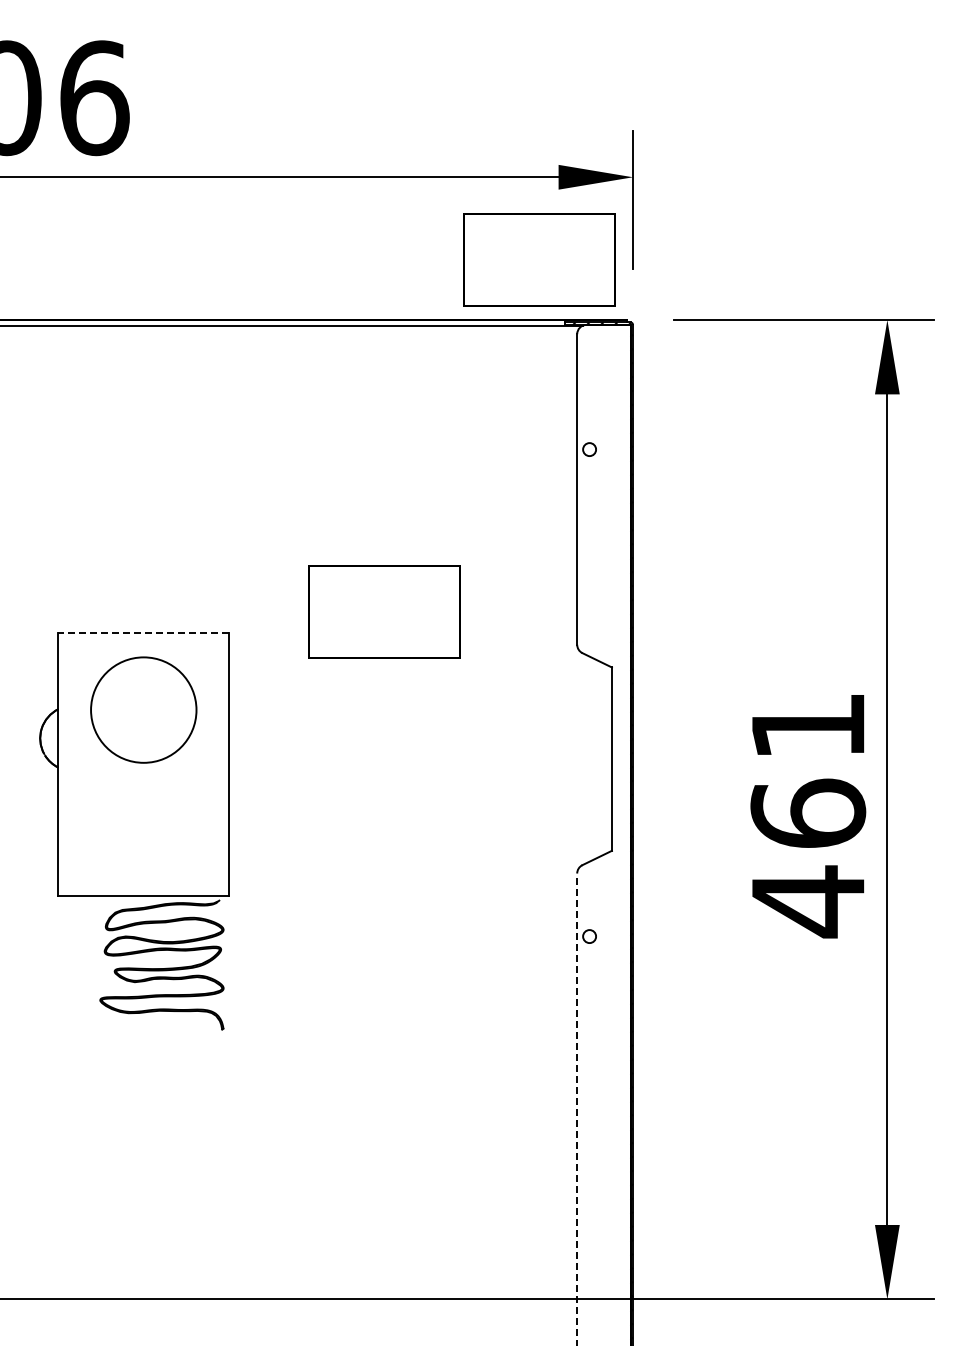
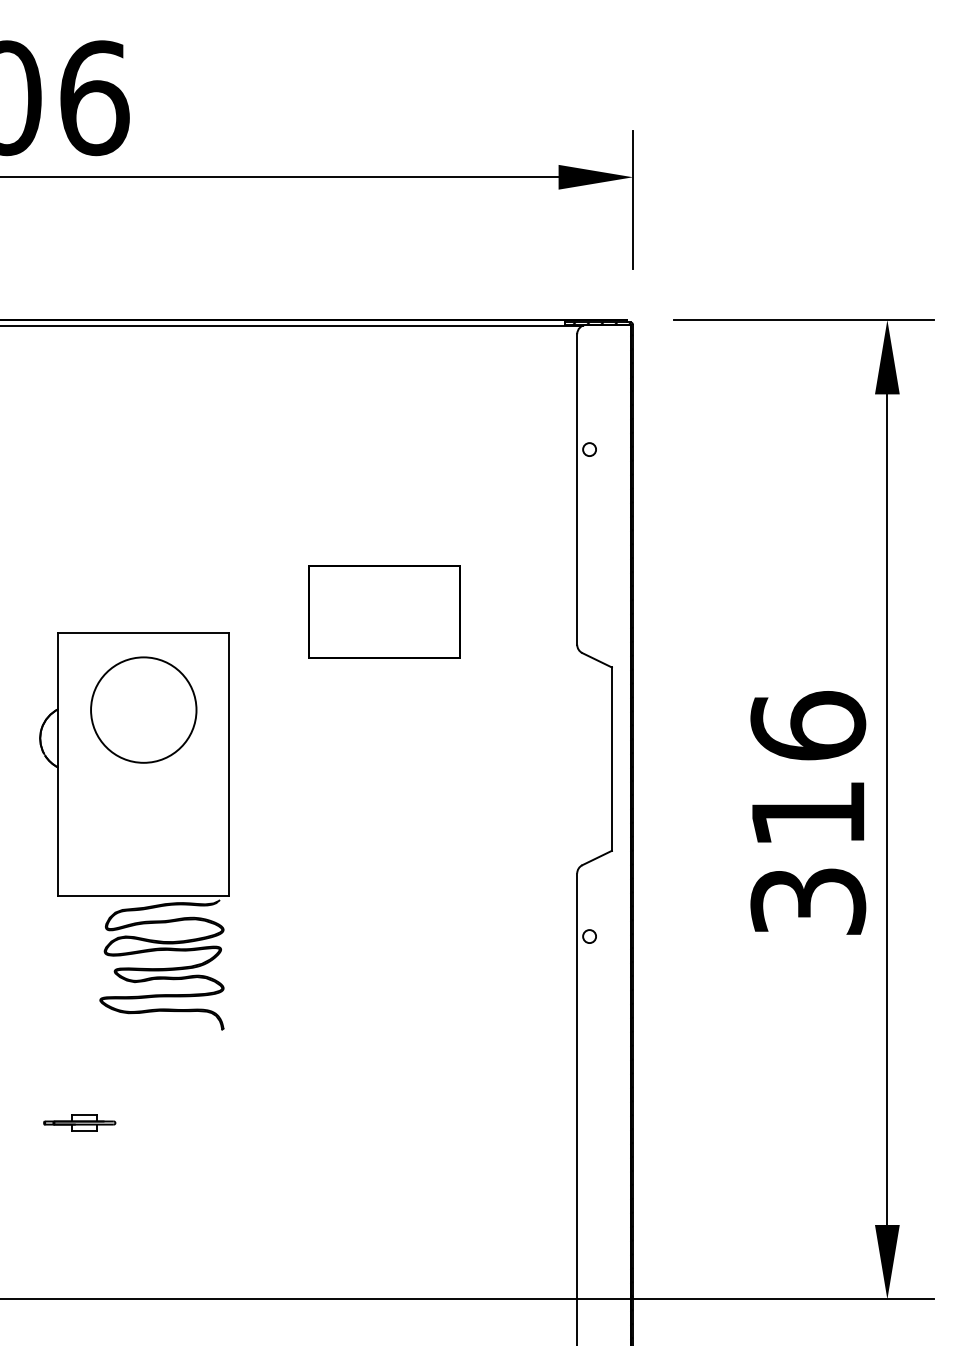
part: present -> none (539, 259)
line: dashed -> solid (143, 632)
text: 461 -> 316 (808, 814)
line: dashed -> solid (577, 1109)
part: none -> present (79, 1122)
